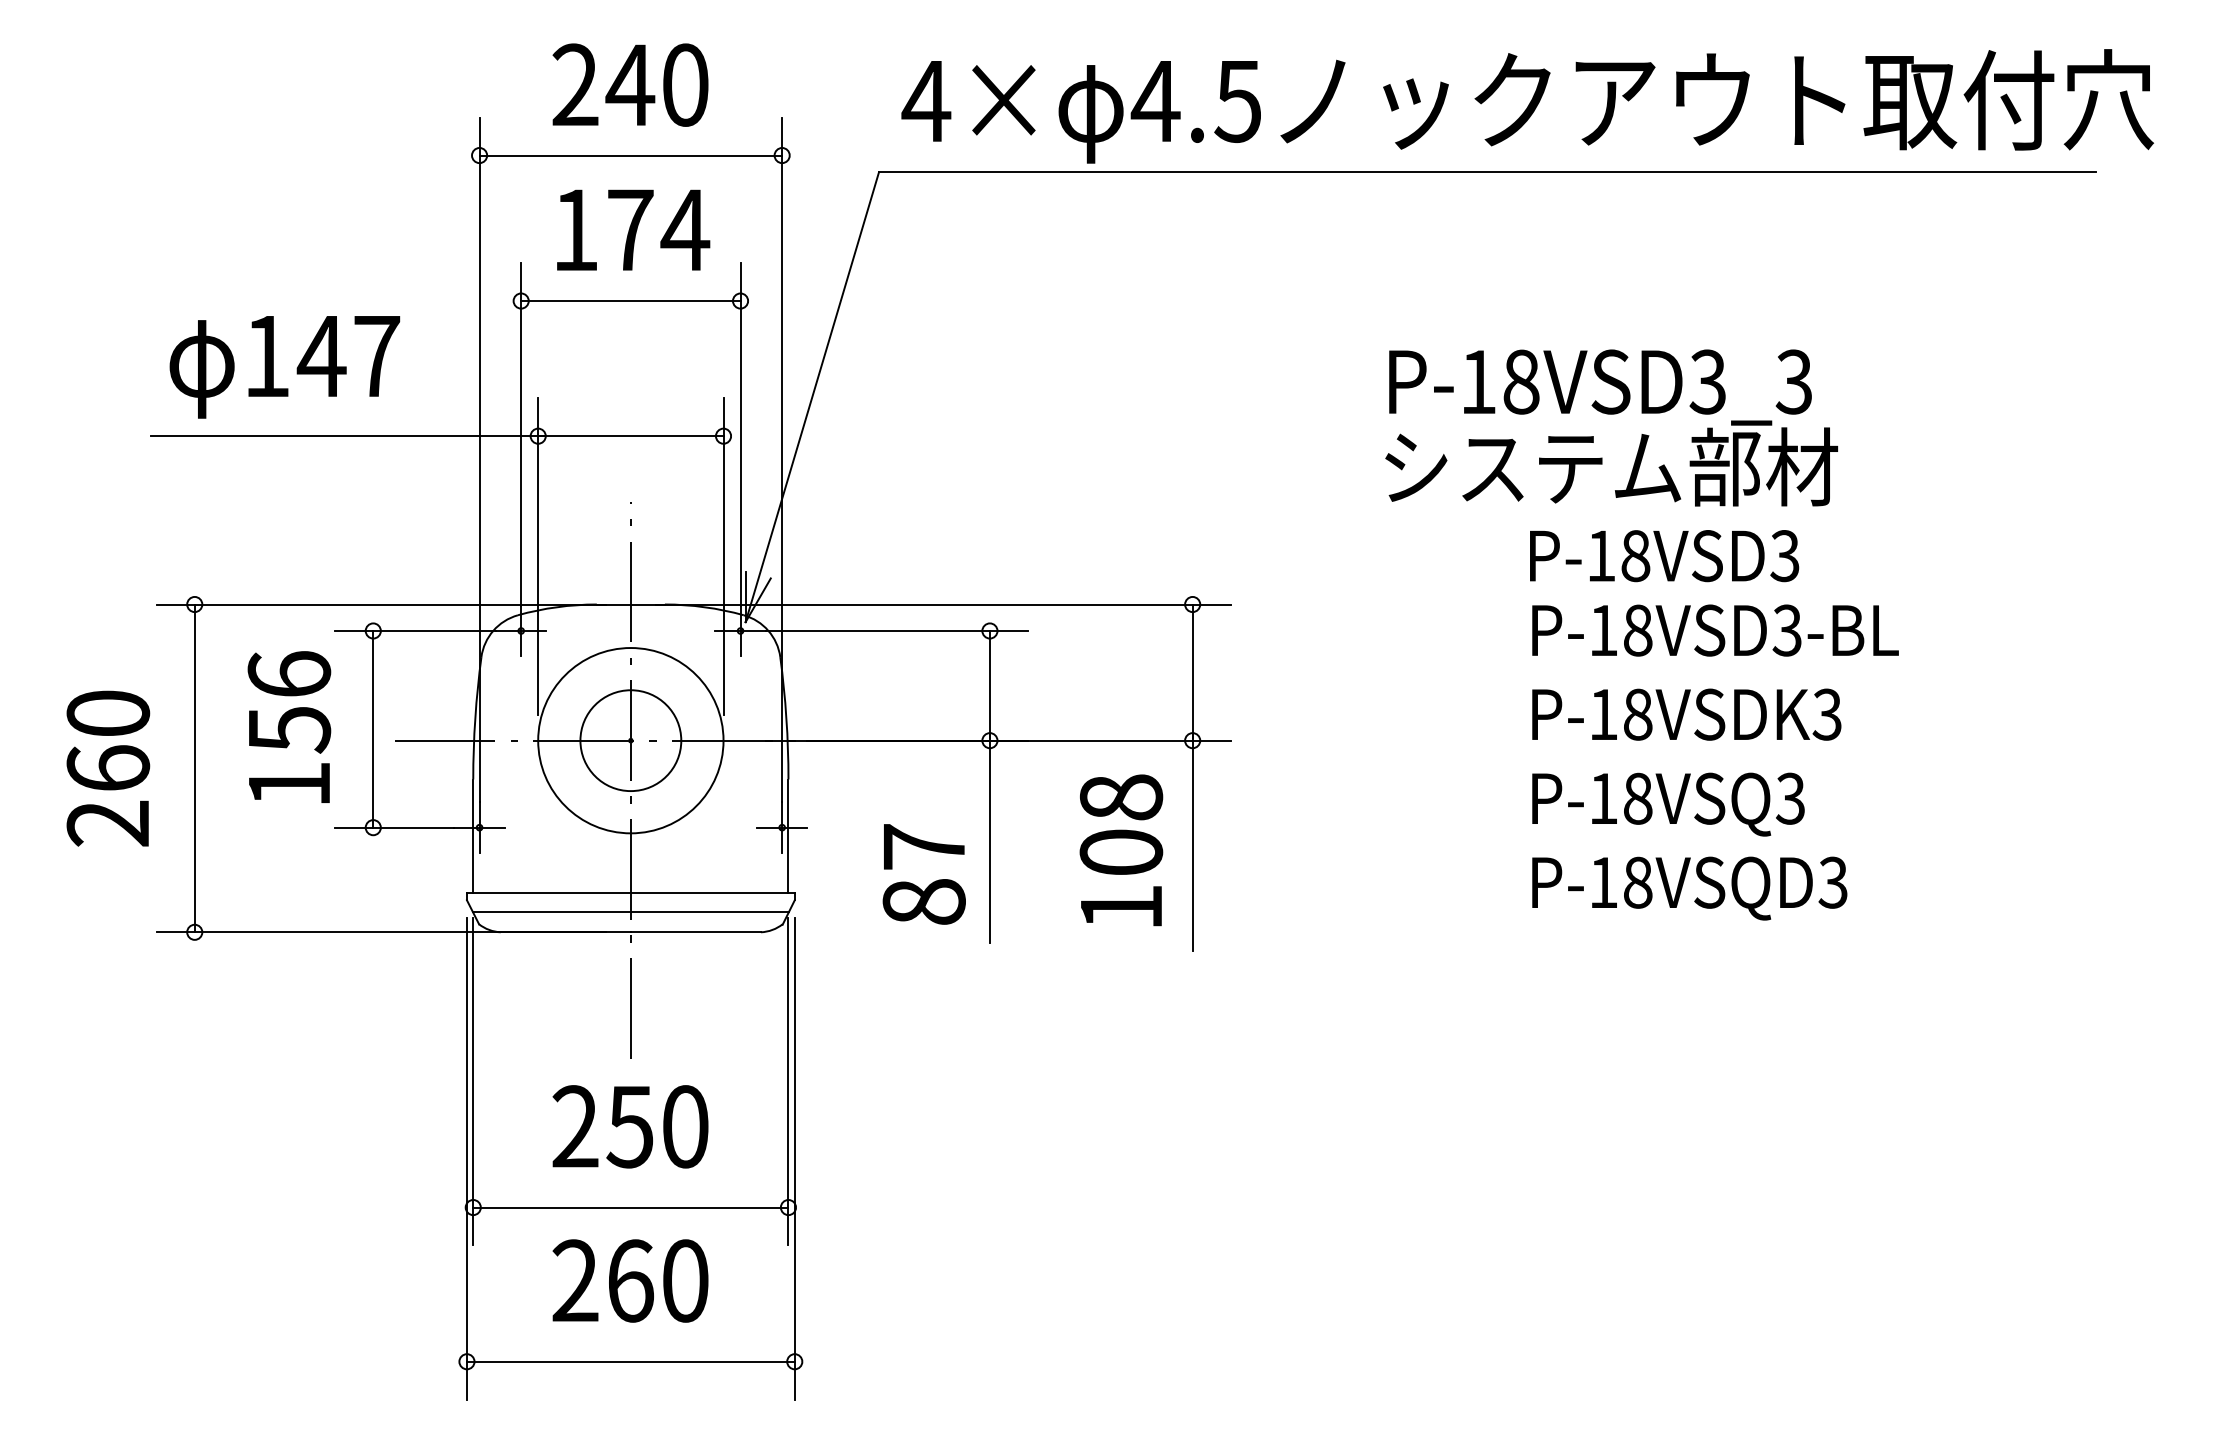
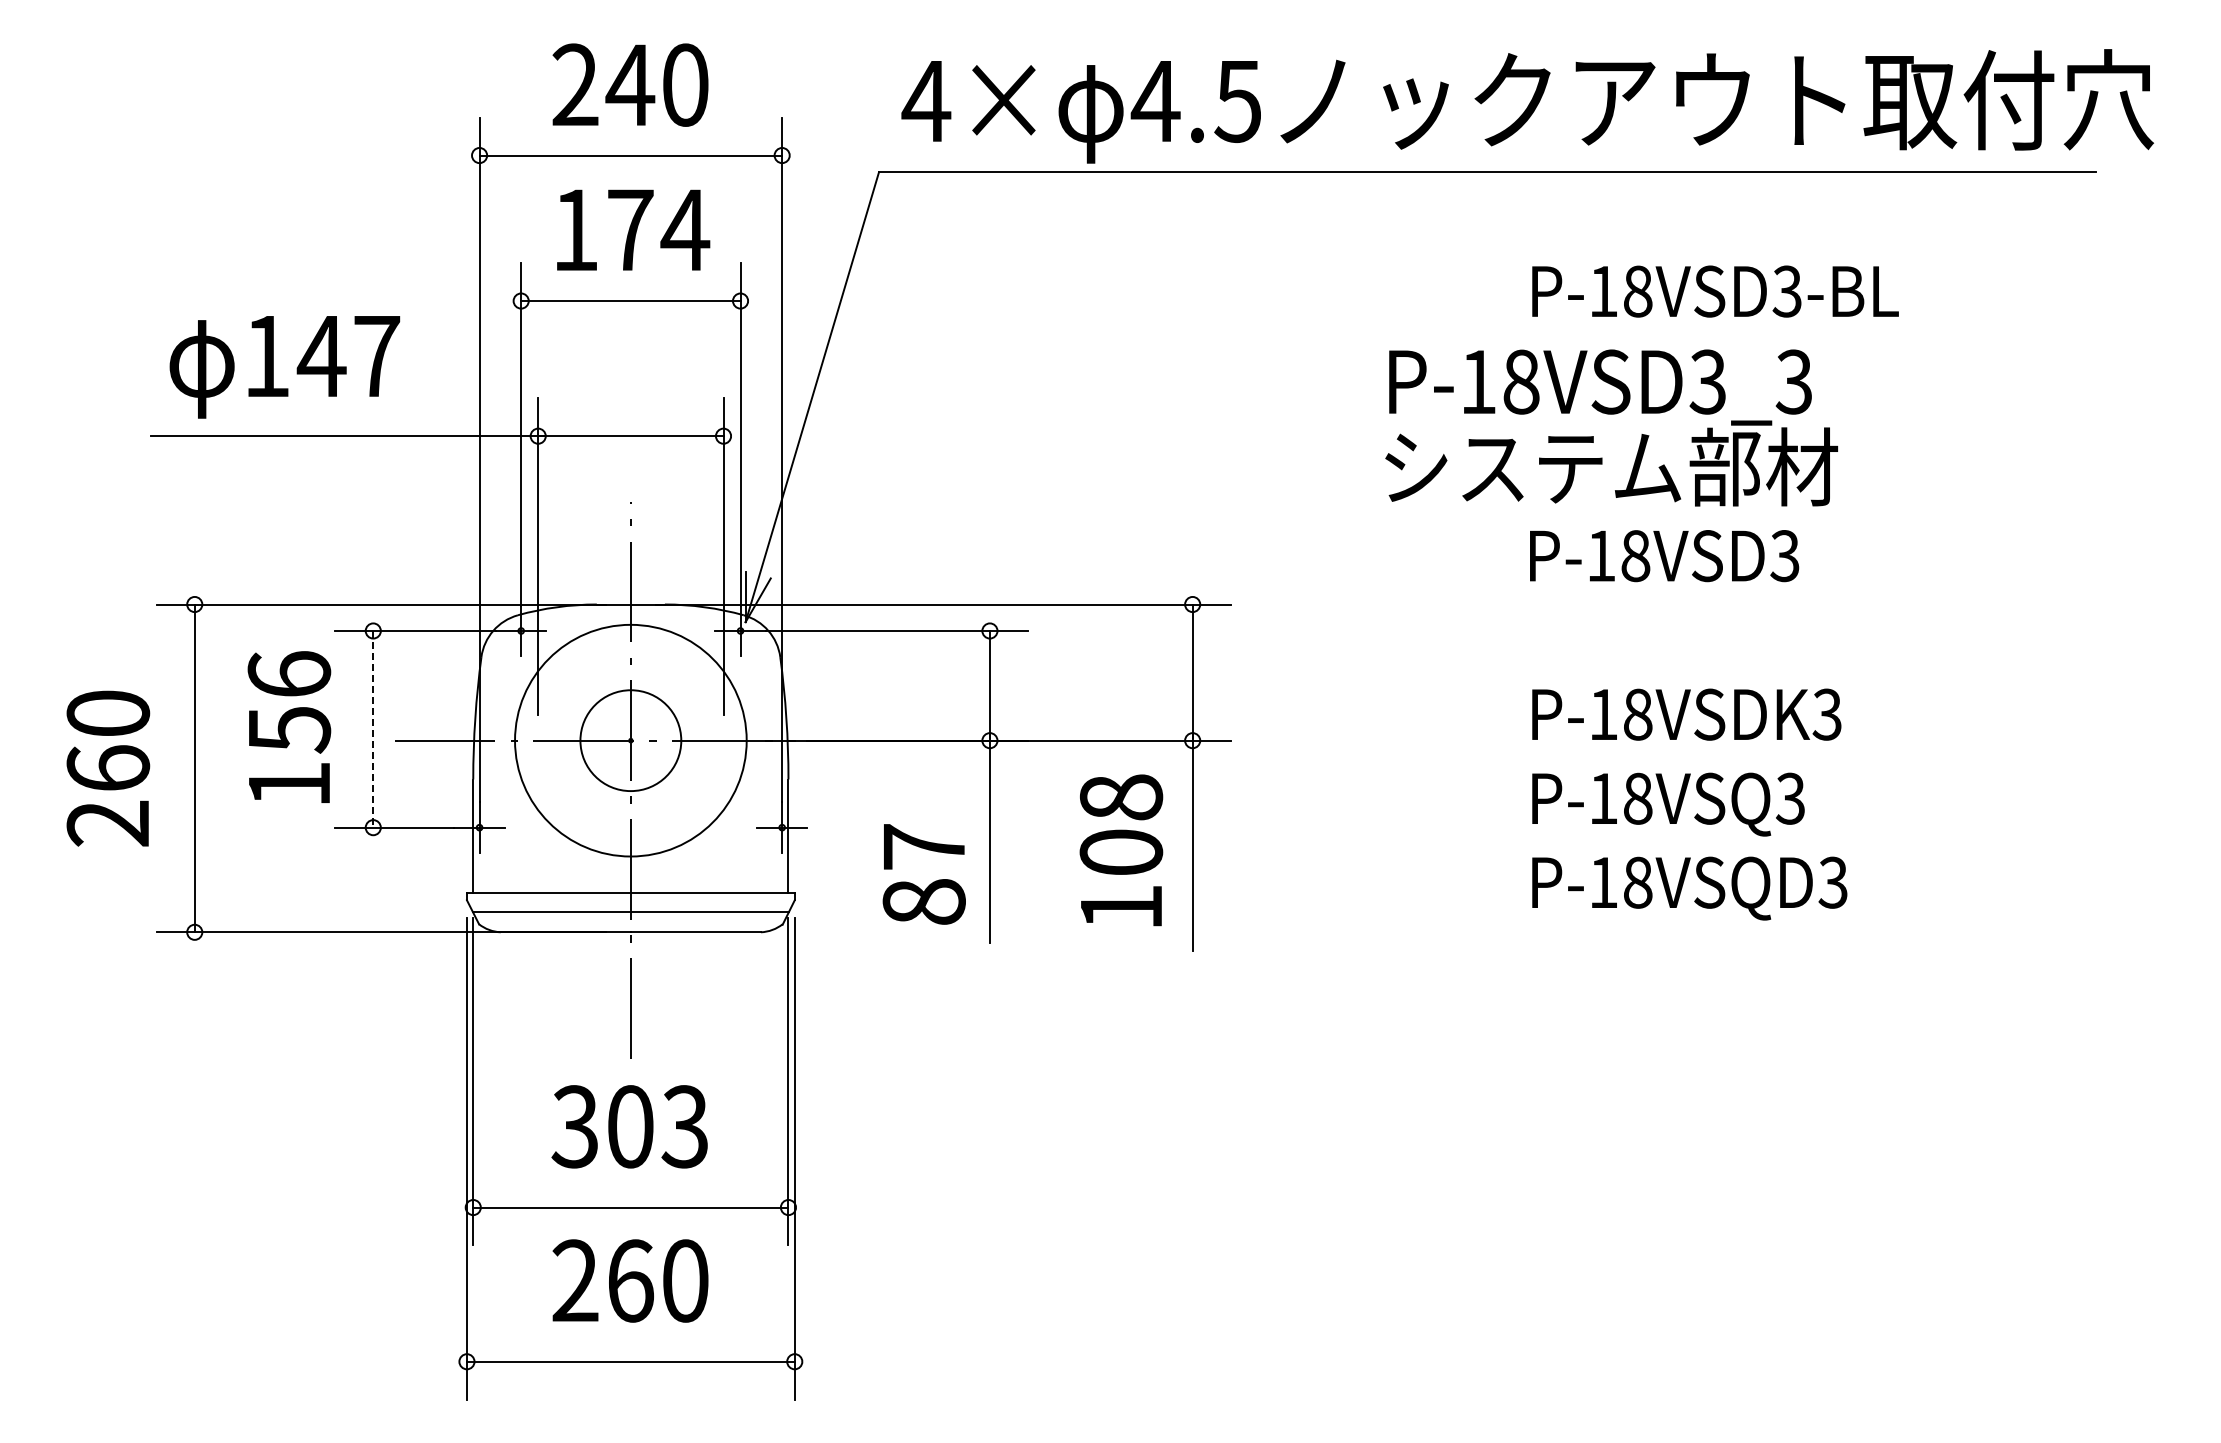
text position: (1715, 630) -> (1715, 291) (1715, 291)
line: solid -> dashed (373, 729)
circle diameter: 185 px -> 232 px (630, 740)
text: 250 -> 303 (629, 1126)
